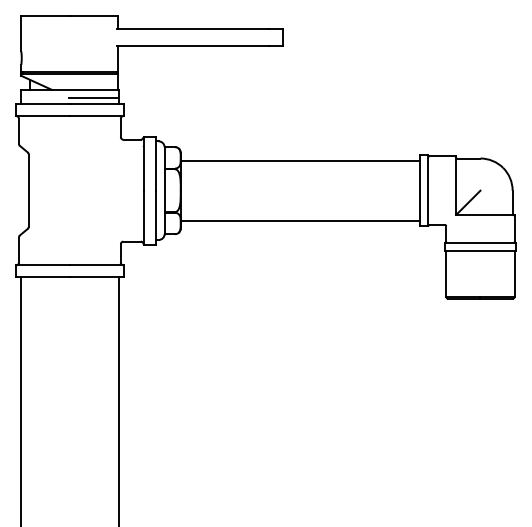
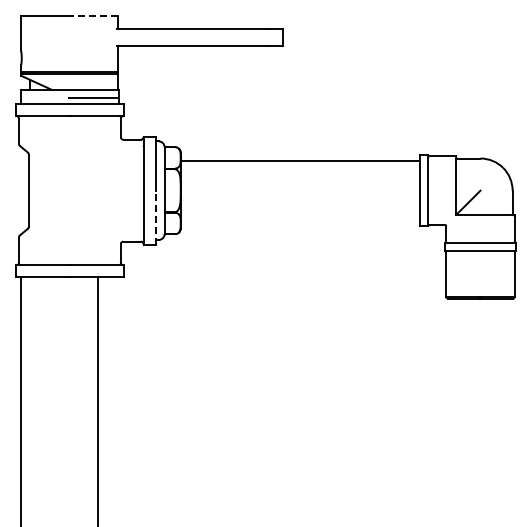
line: solid -> dashed (93, 15)
line: solid -> dashed (155, 217)
line: present -> none (300, 220)
line position: (119, 400) -> (98, 400) (98, 400)
